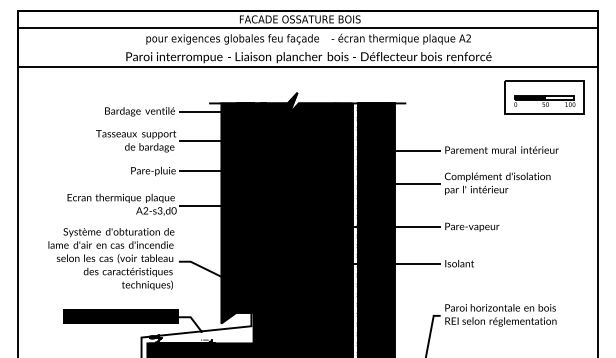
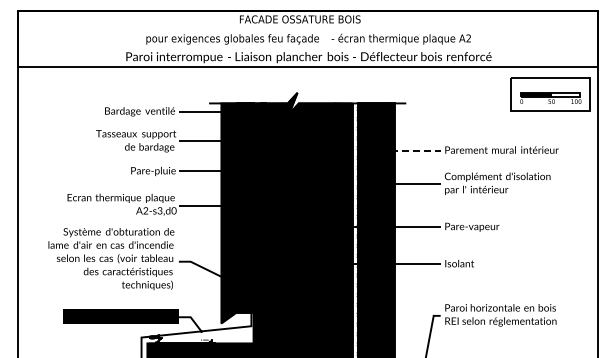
line: present -> none (307, 28)
part position: (544, 97) -> (550, 94) (550, 94)
line: solid -> dashed (416, 150)
